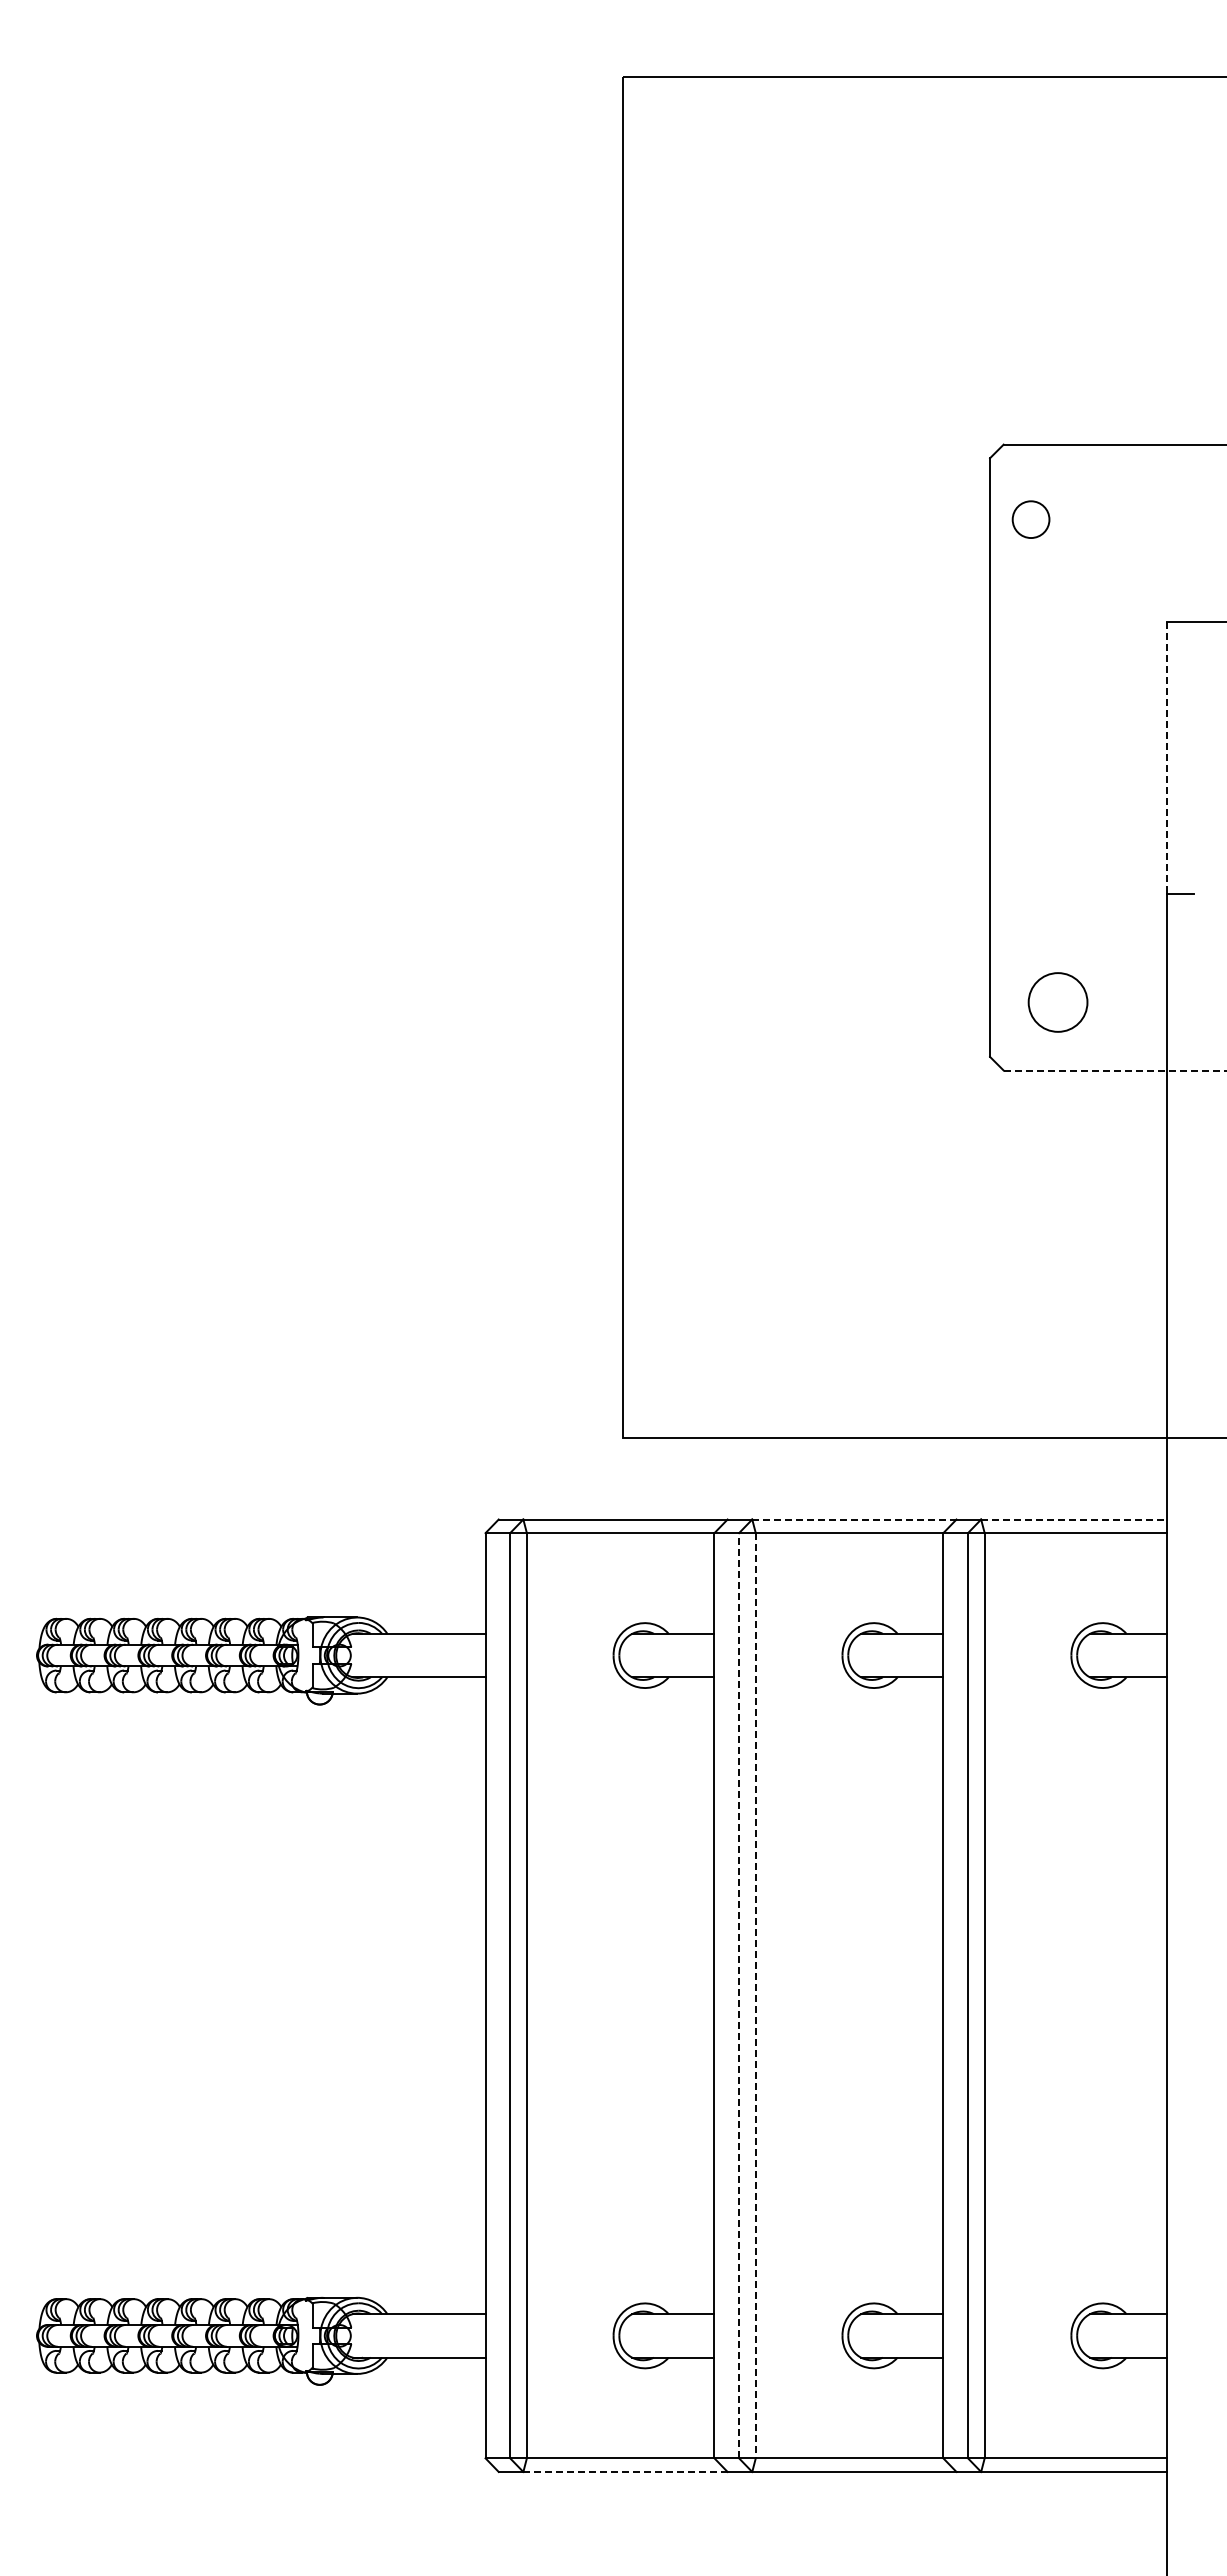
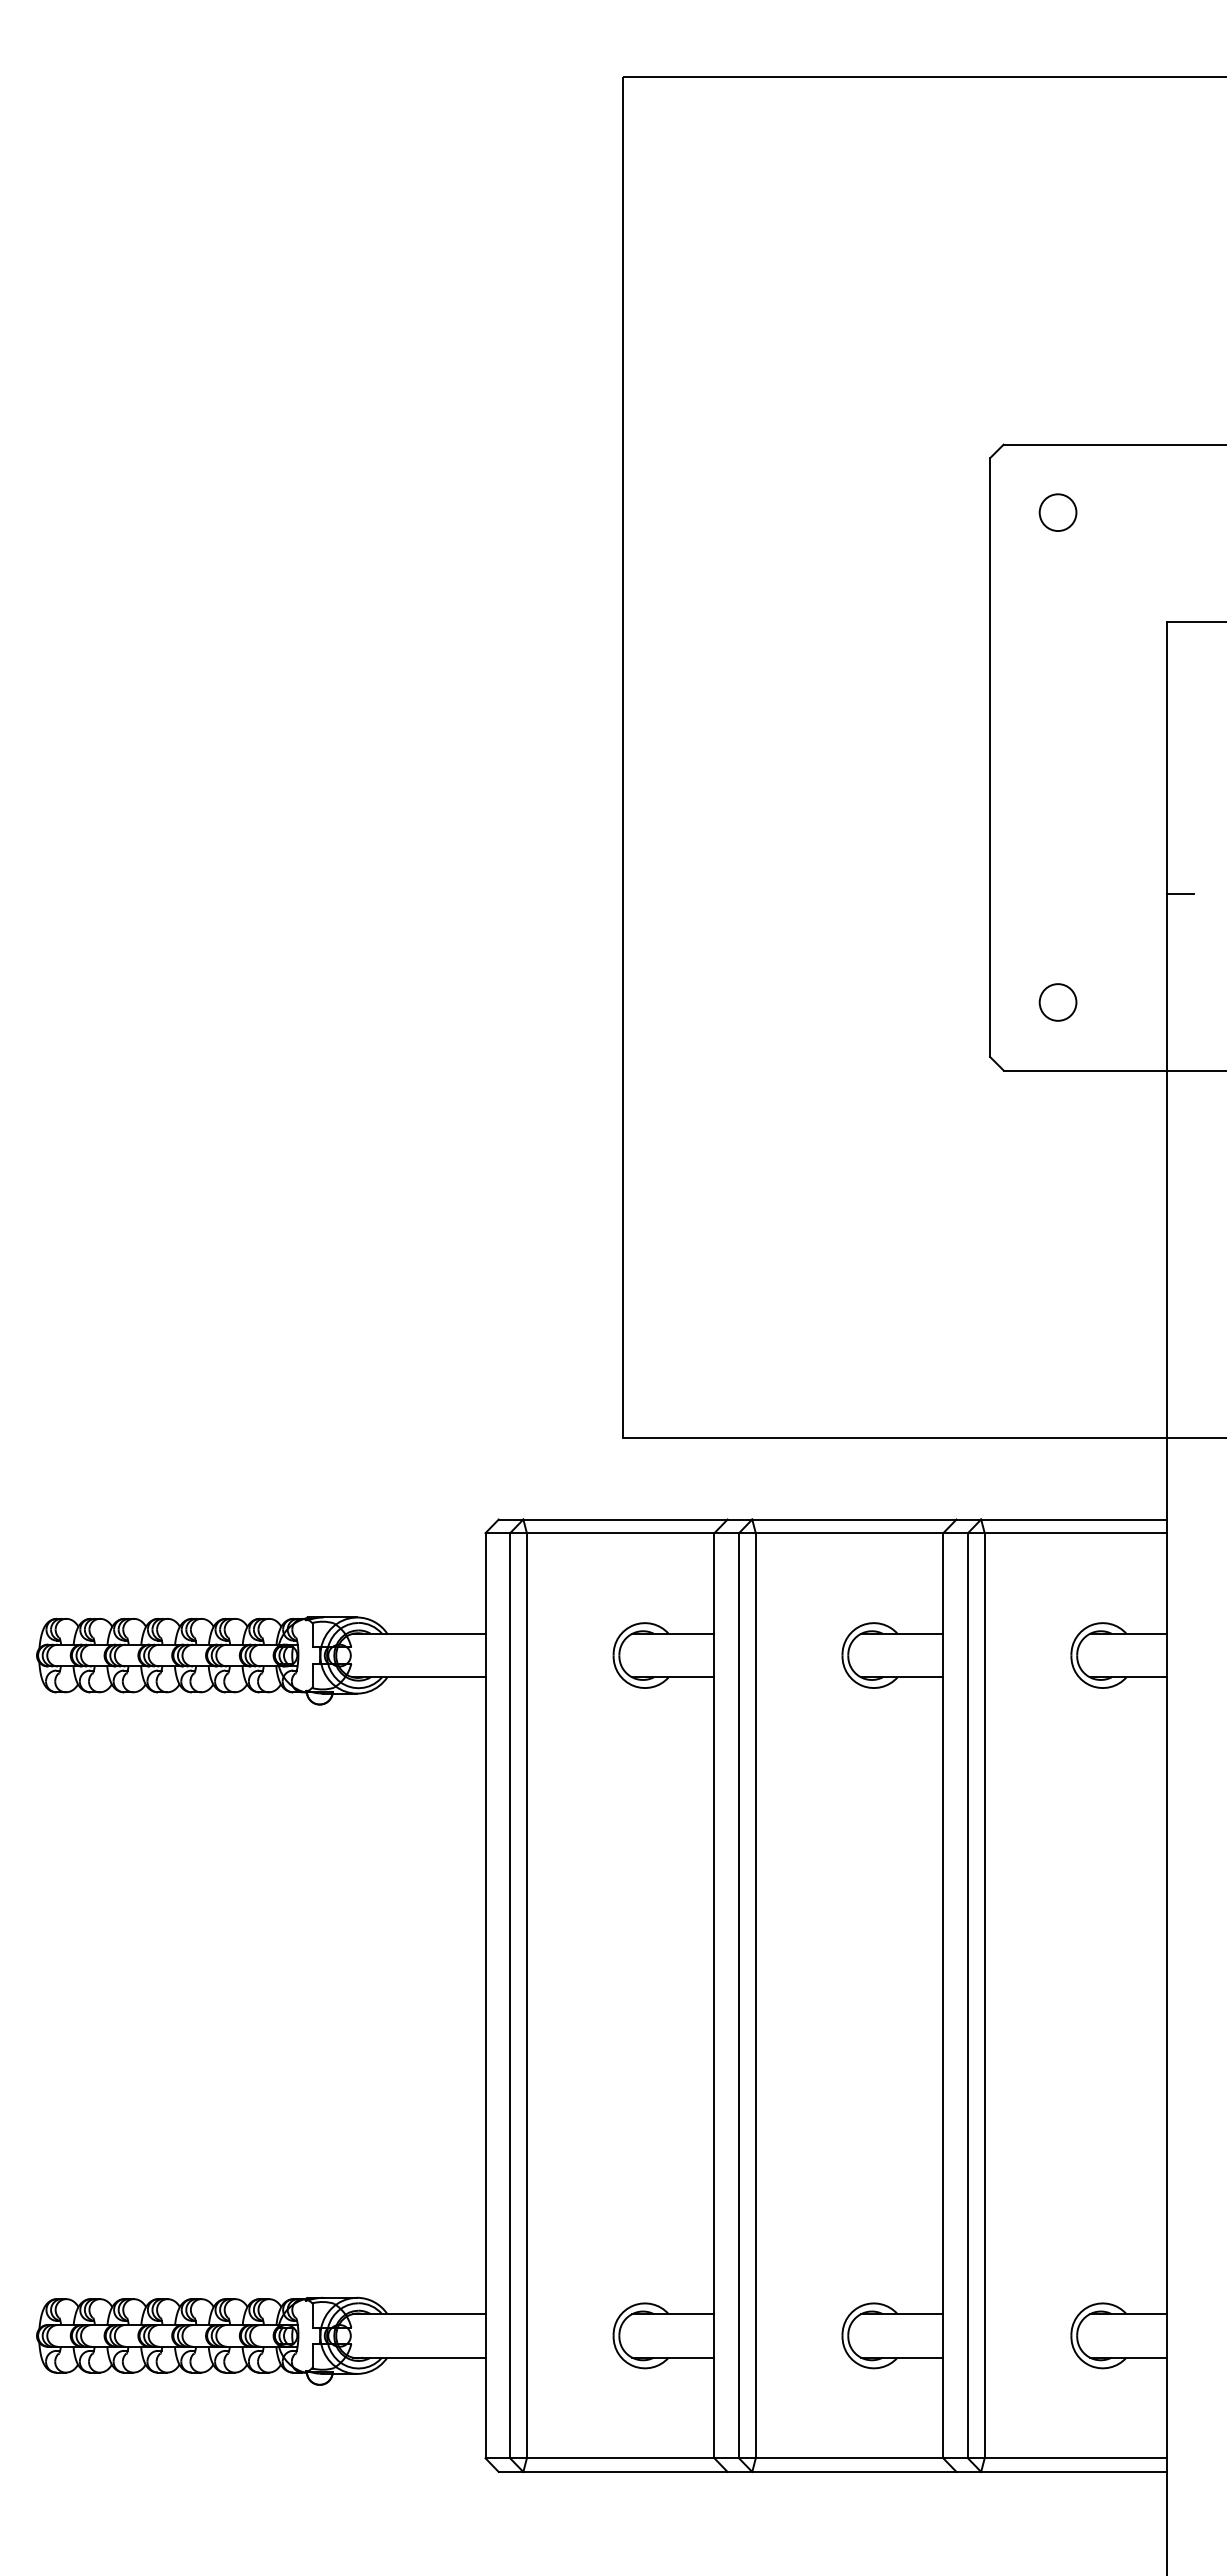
circle position: (1030, 519) -> (1057, 512) (1057, 512)
line: dashed -> solid (1166, 758)
circle diameter: 59 px -> 37 px (1057, 1002)
line: dashed -> solid (1115, 1070)
line: dashed -> solid (854, 1519)
line: dashed -> solid (1074, 1519)
line: dashed -> solid (739, 1995)
line: dashed -> solid (755, 1995)
line: dashed -> solid (624, 2471)
